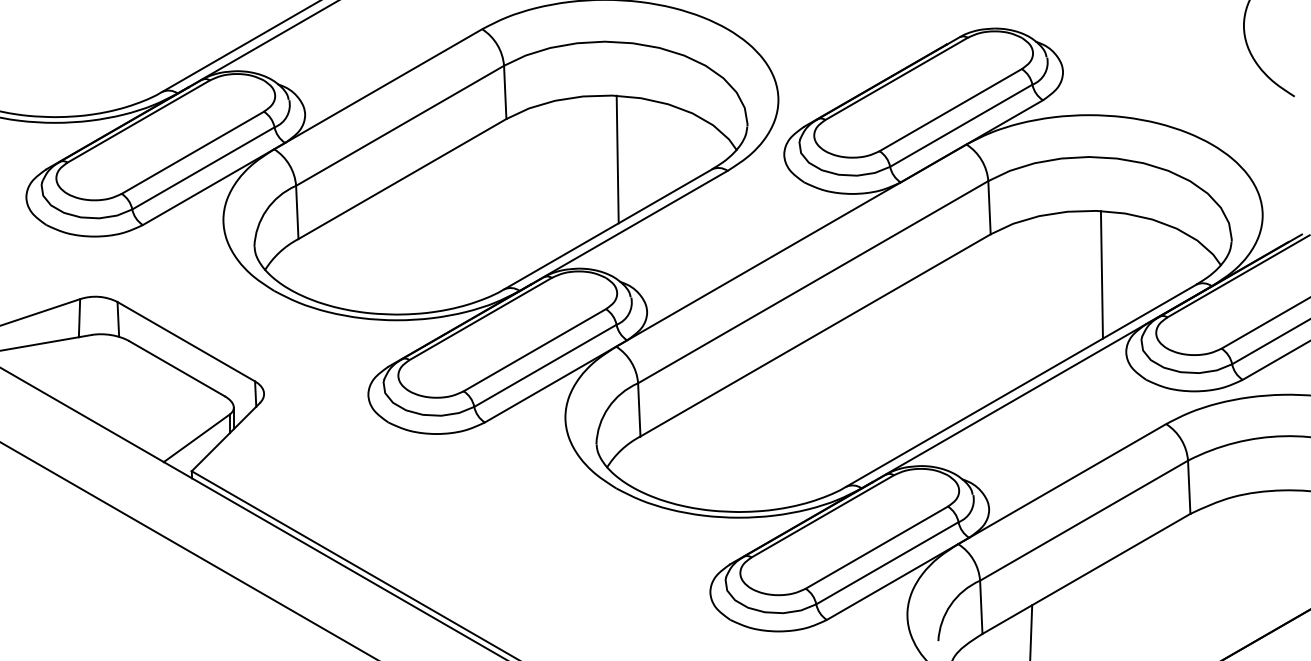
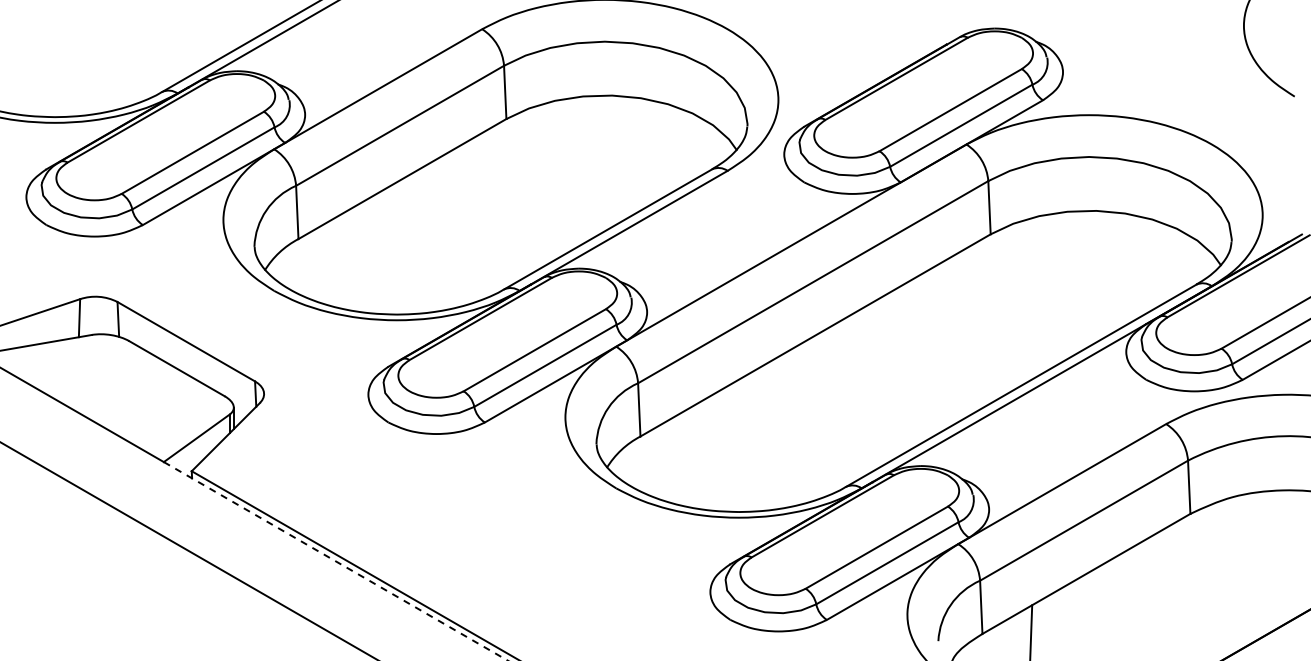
line: present -> none (617, 159)
line: present -> none (1101, 274)
line: solid -> dashed (335, 561)
